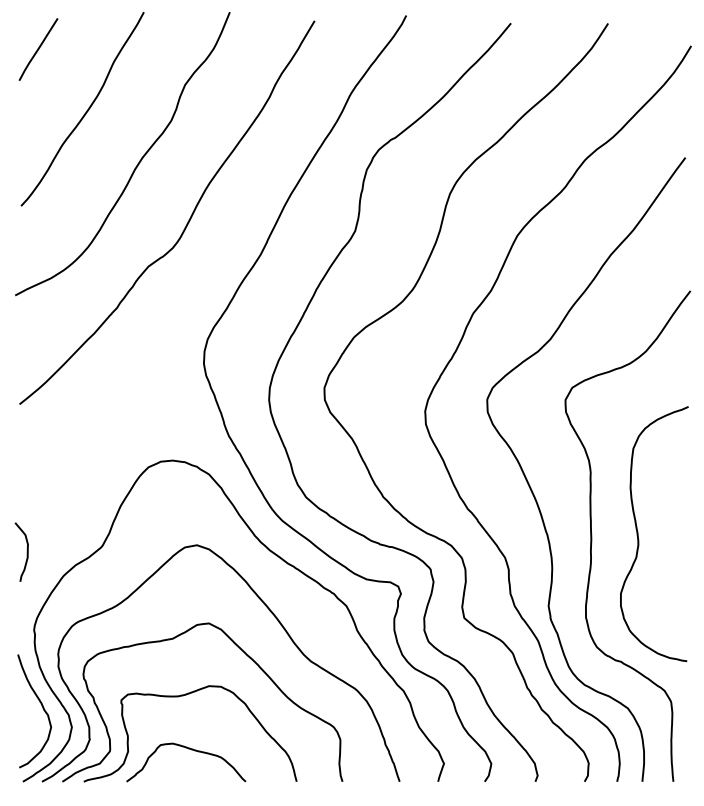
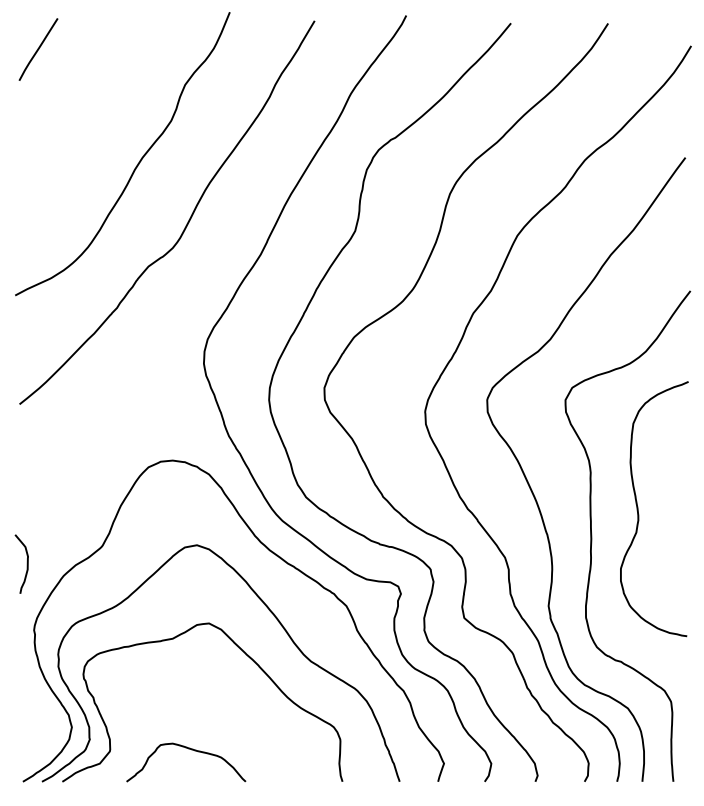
curve: present -> none (86, 110)
curve position: (639, 539) -> (639, 514) (639, 514)
curve position: (26, 551) -> (26, 563) (26, 563)
curve: present -> none (183, 696)
curve: present -> none (42, 708)
